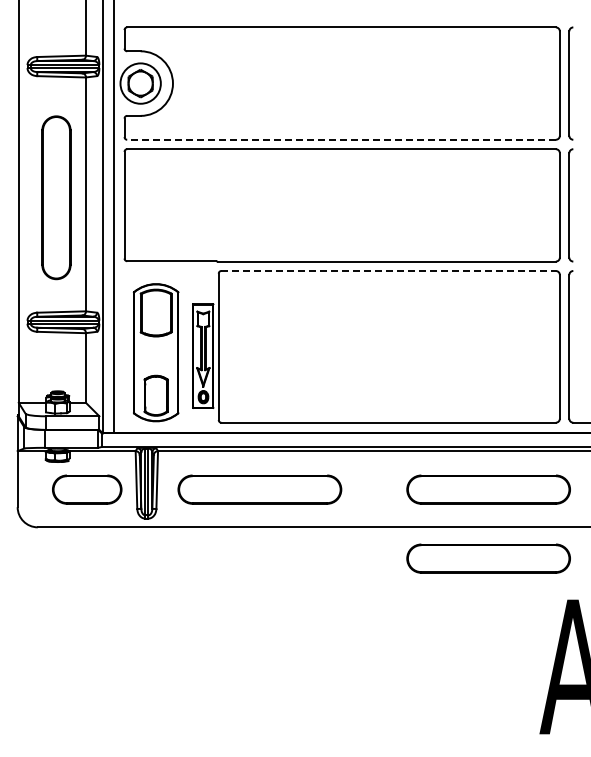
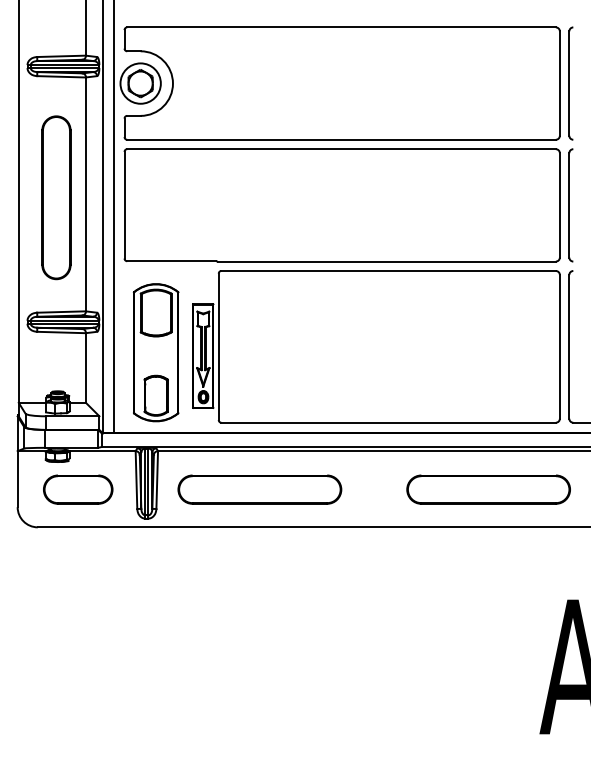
line: dashed -> solid (341, 139)
line: dashed -> solid (389, 271)
part position: (87, 489) -> (78, 489) (78, 489)
part: present -> none (488, 558)
